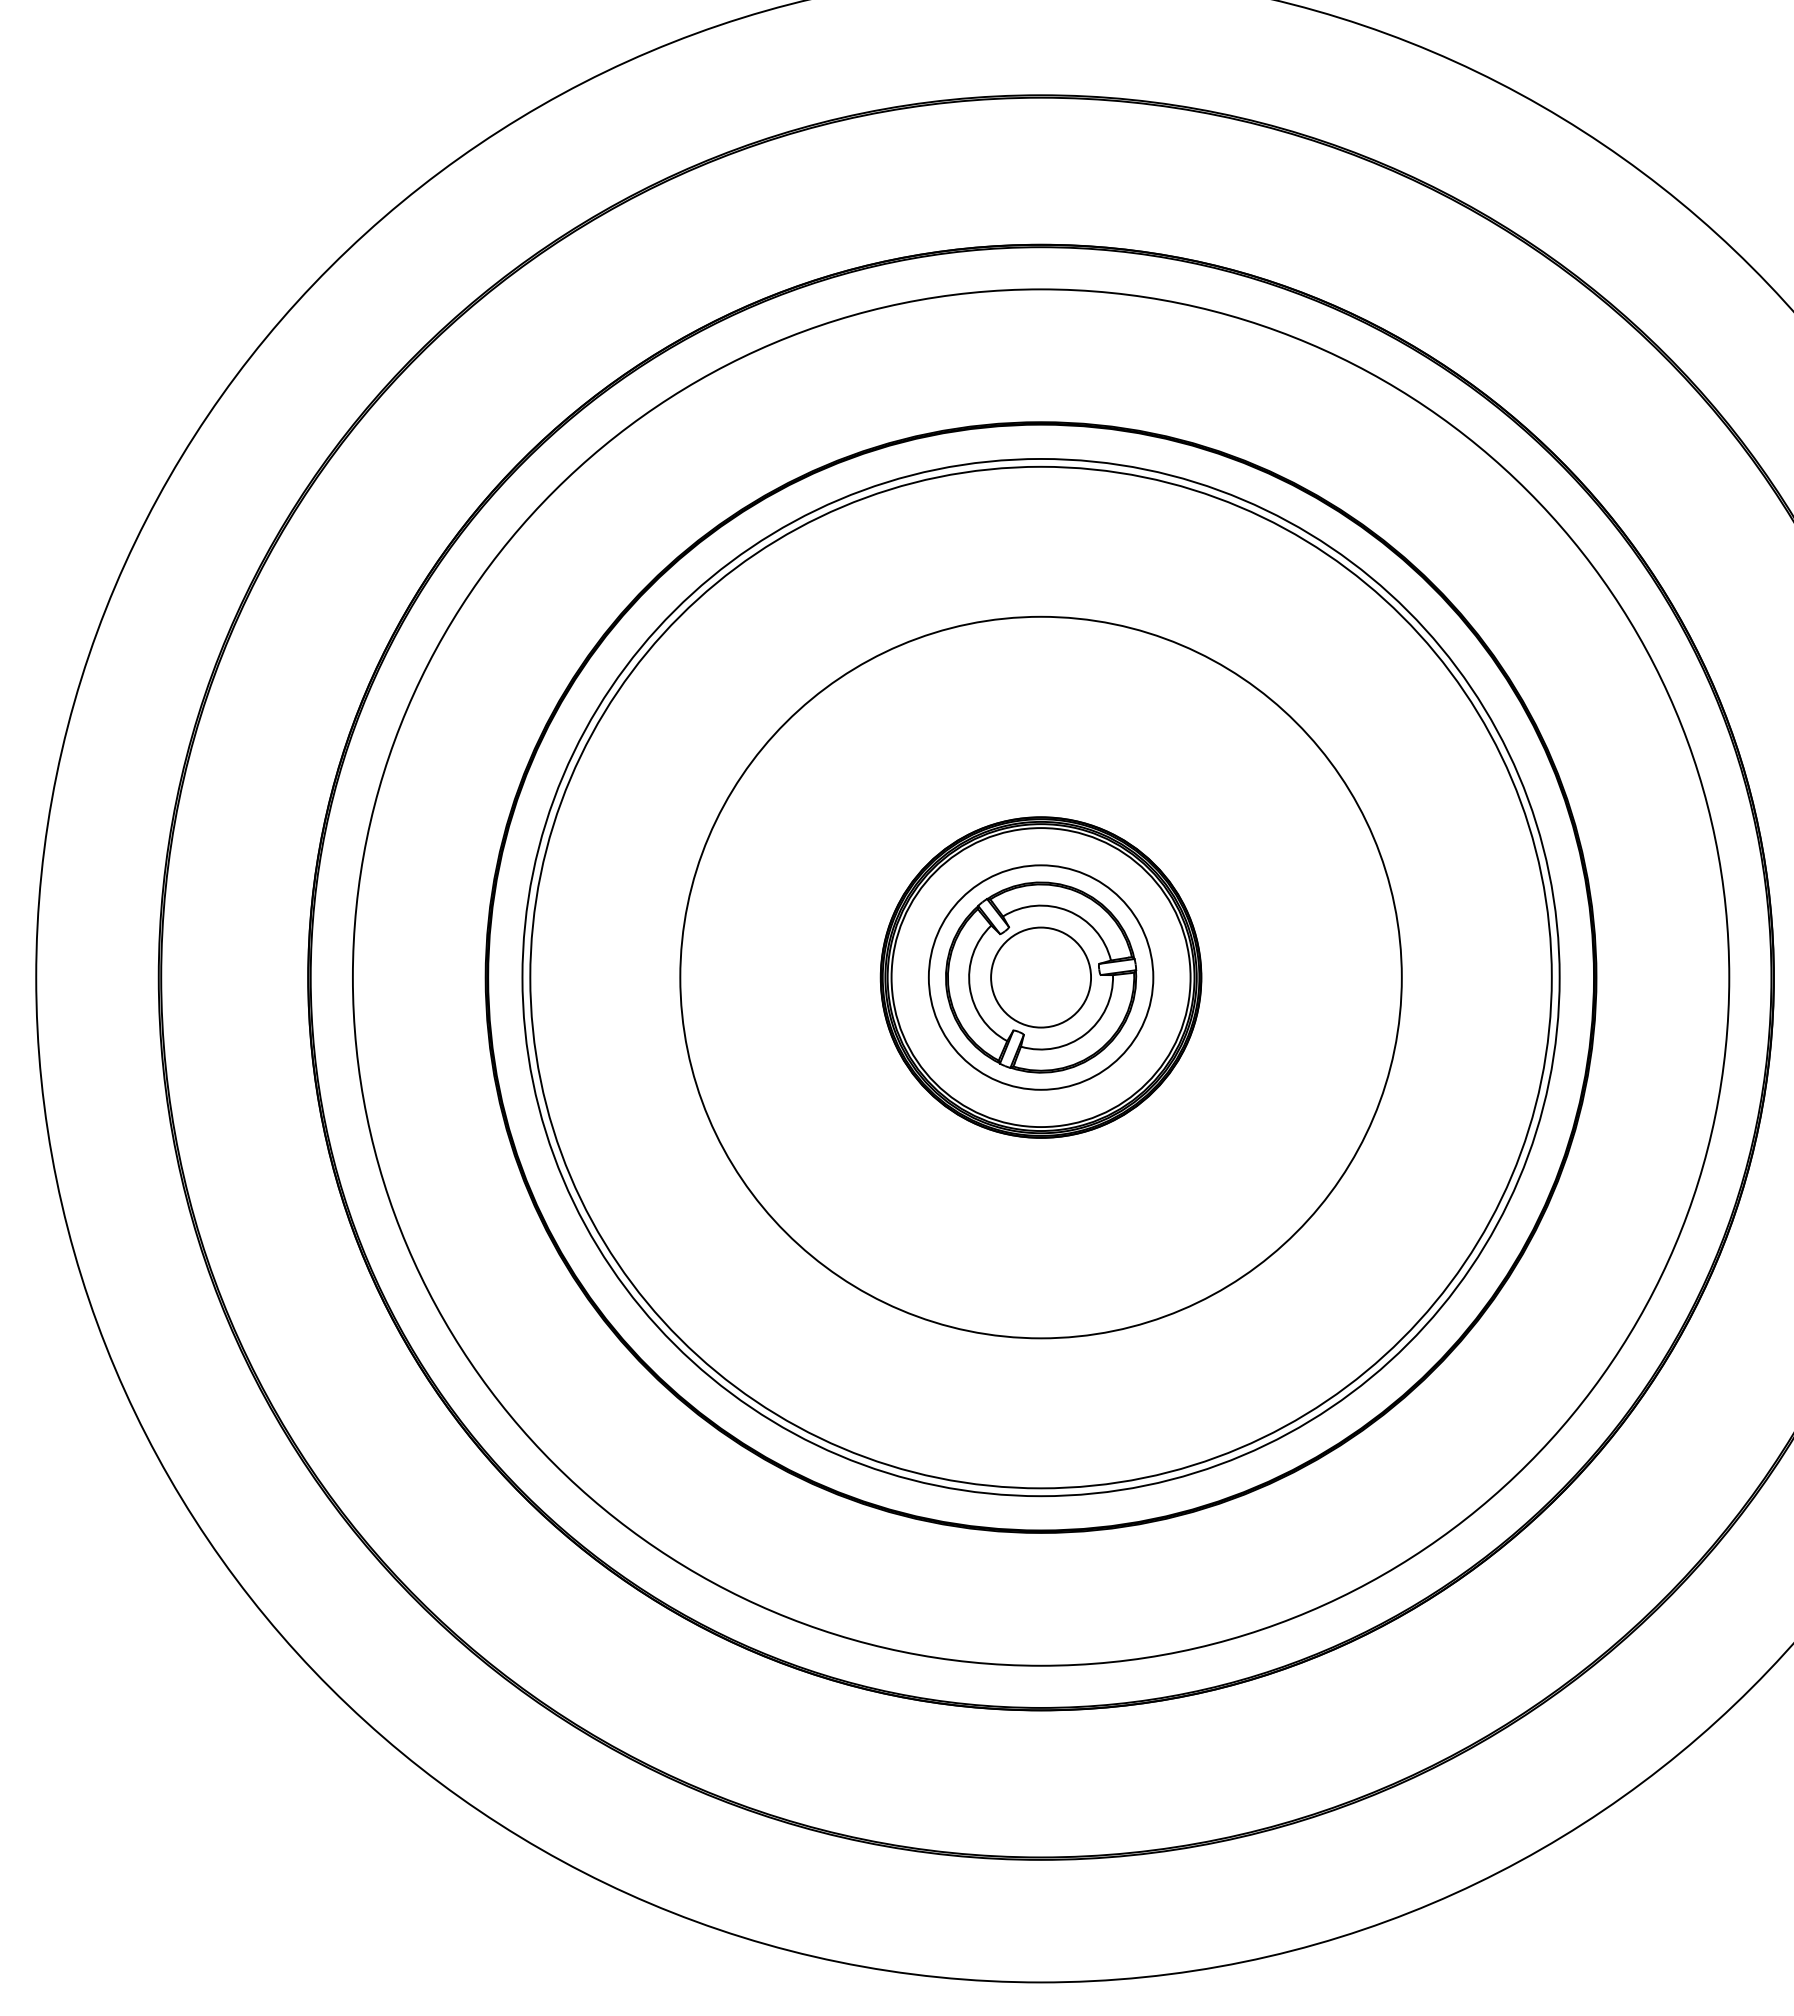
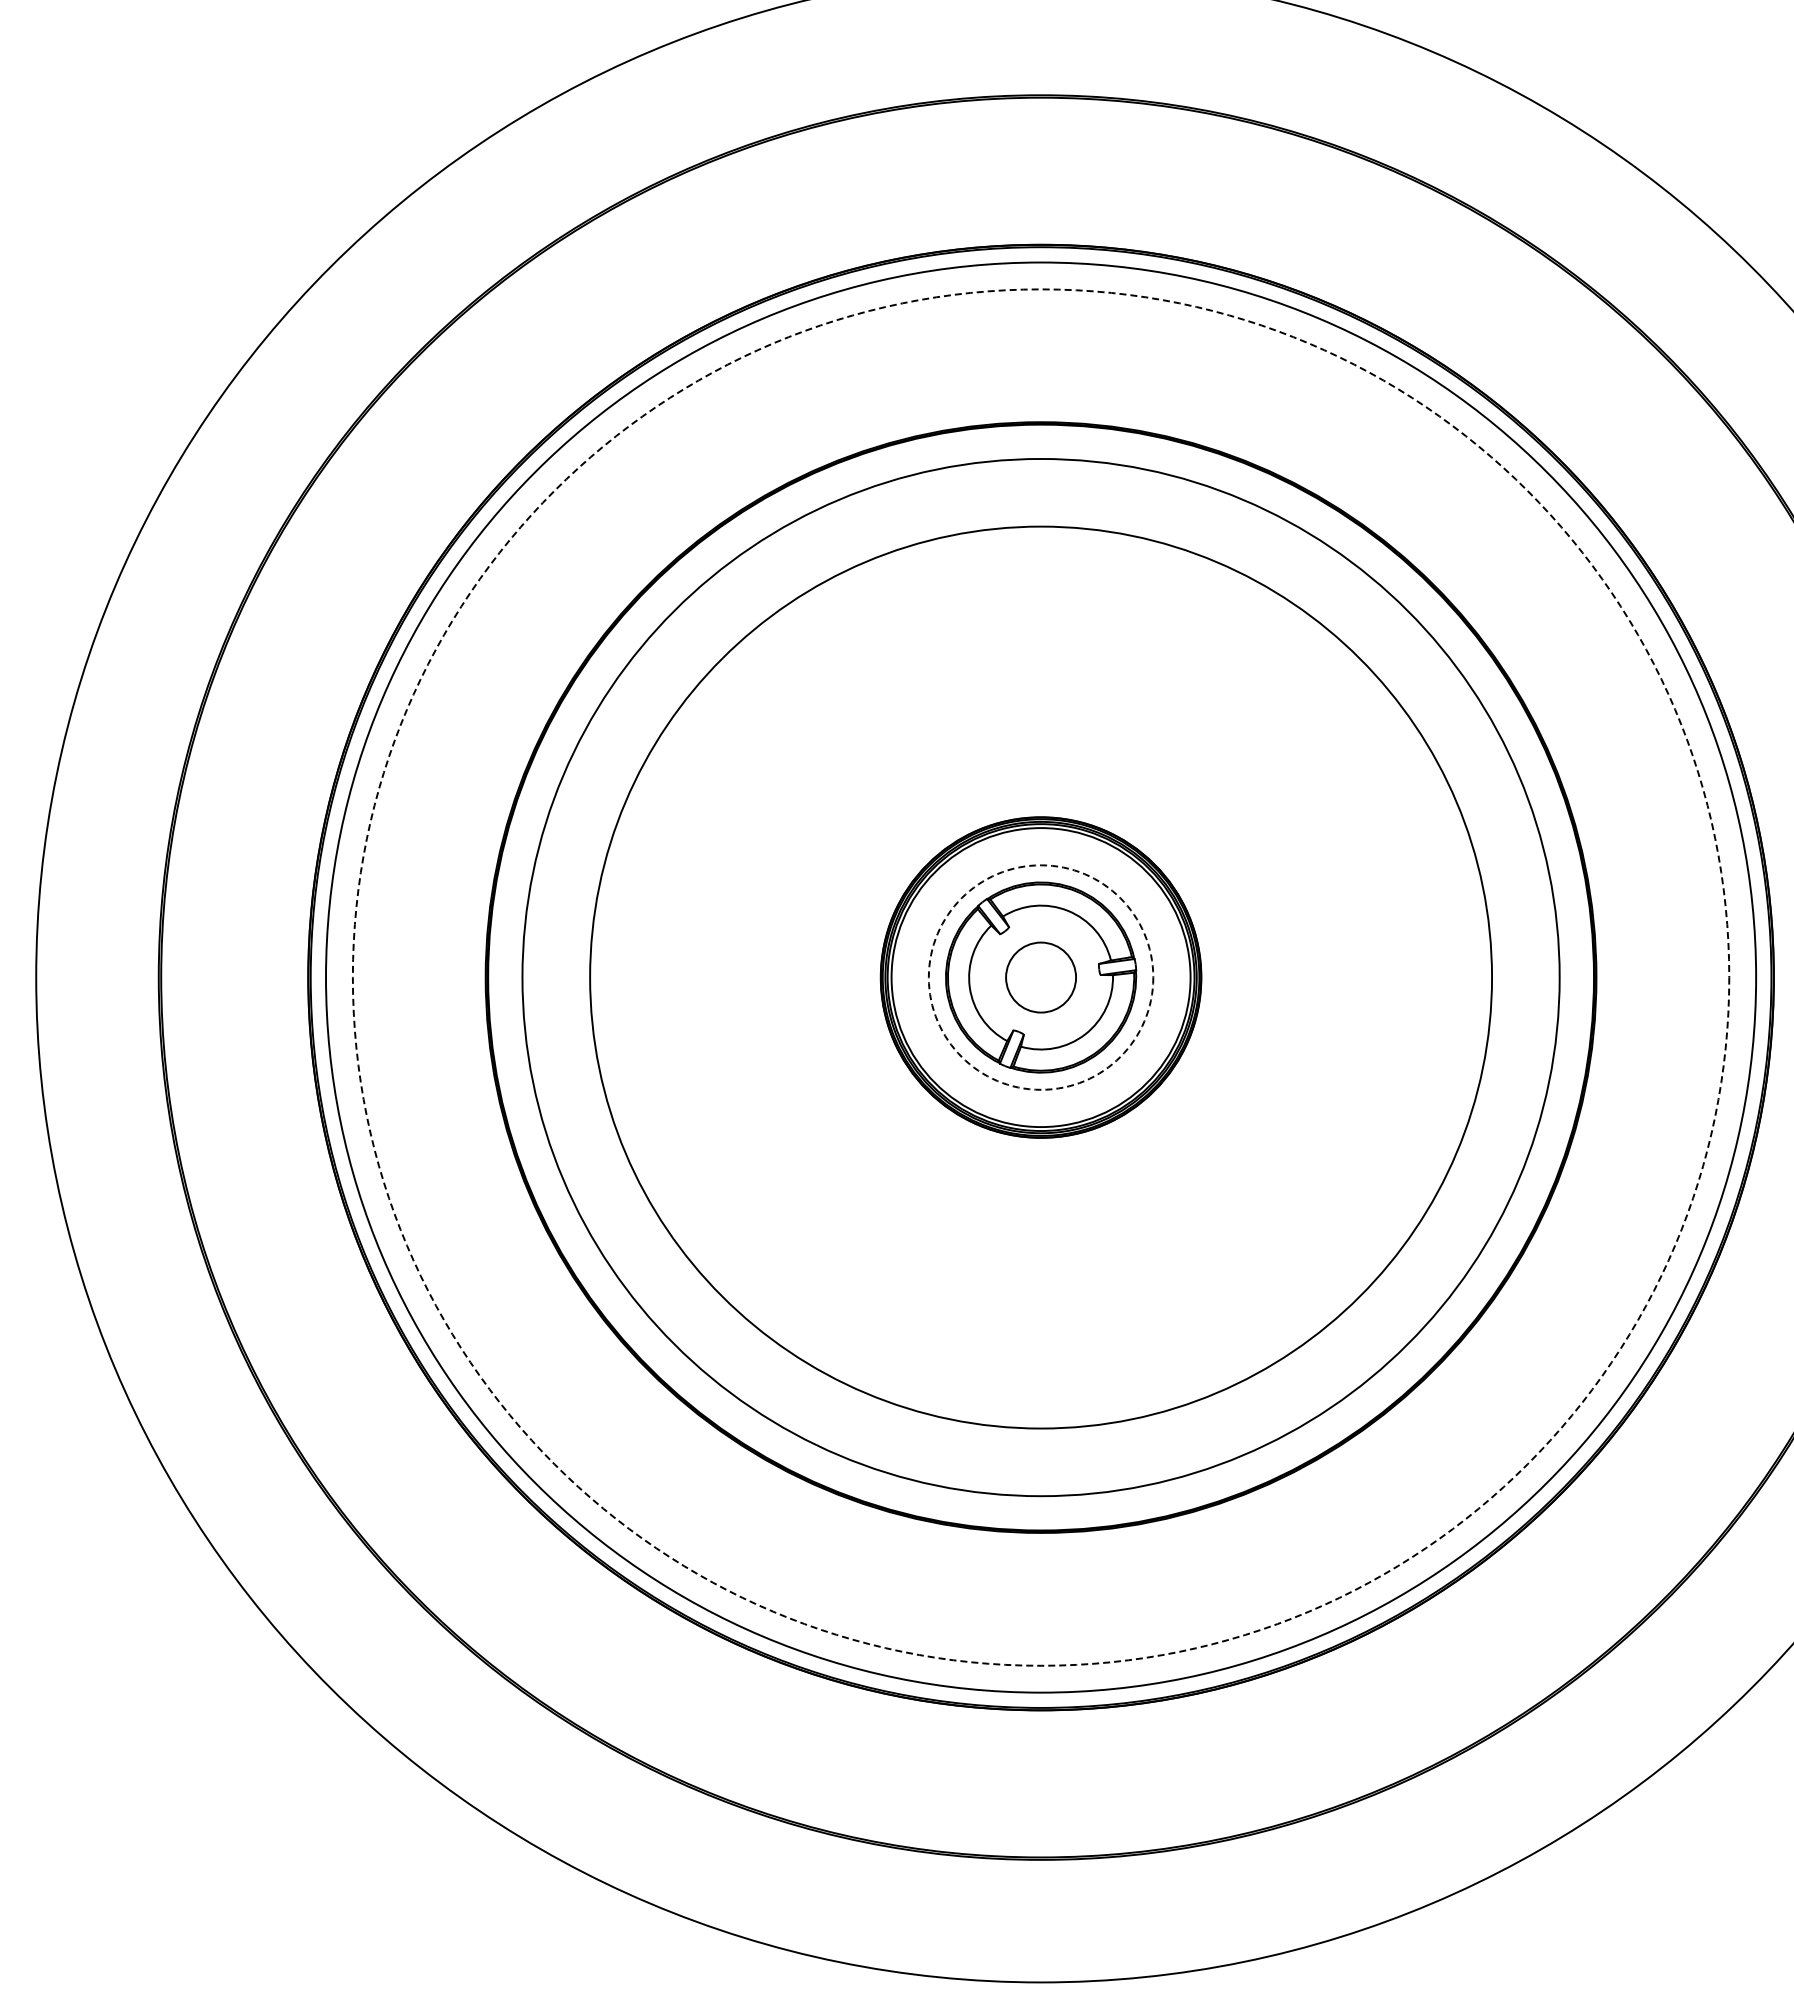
circle diameter: 1022 px -> 1430 px (1041, 977)
circle diameter: 722 px -> 902 px (1041, 977)
circle: solid -> dashed (1040, 977)
circle: solid -> dashed (1040, 977)
circle diameter: 100 px -> 70 px (1041, 977)
